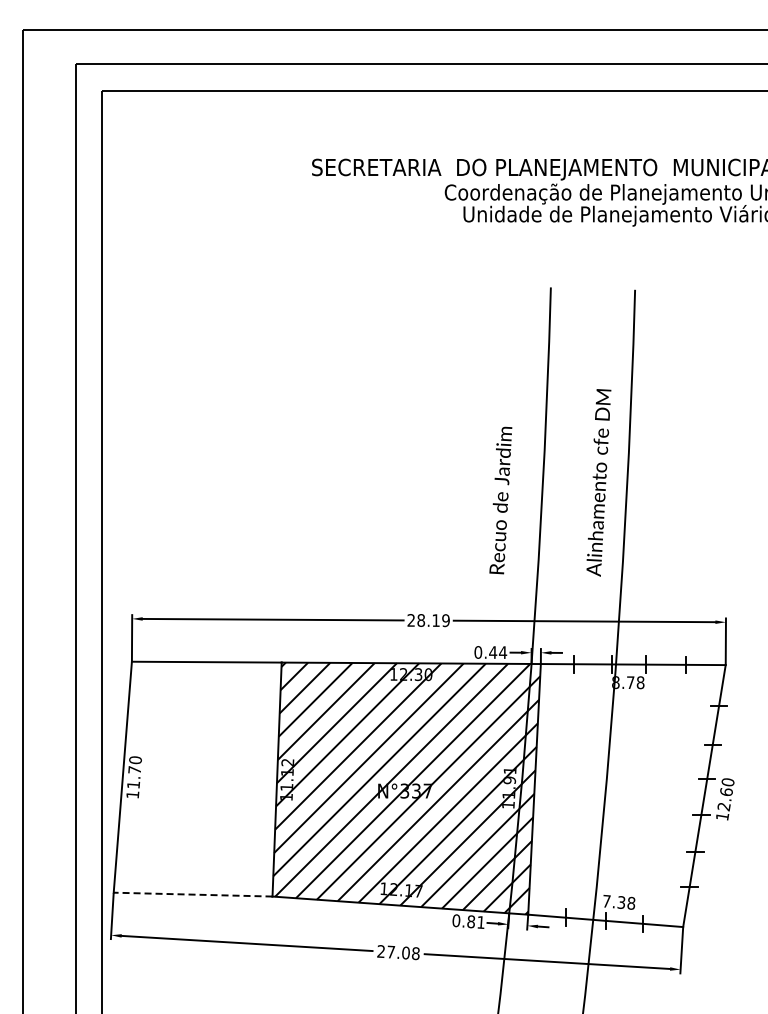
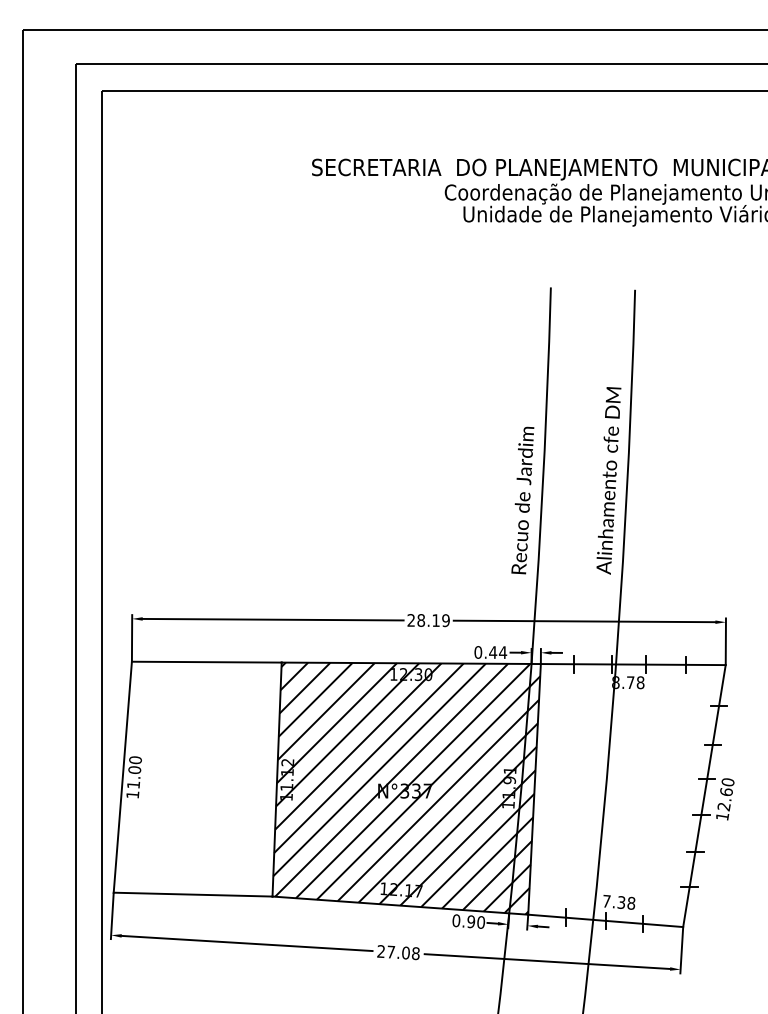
text position: (598, 482) -> (608, 480) (608, 480)
text position: (500, 500) -> (522, 500) (522, 500)
text: 11.70 -> 11.00 (134, 769)
line: dashed -> solid (192, 894)
text: 0.81 -> 0.90 (476, 921)
